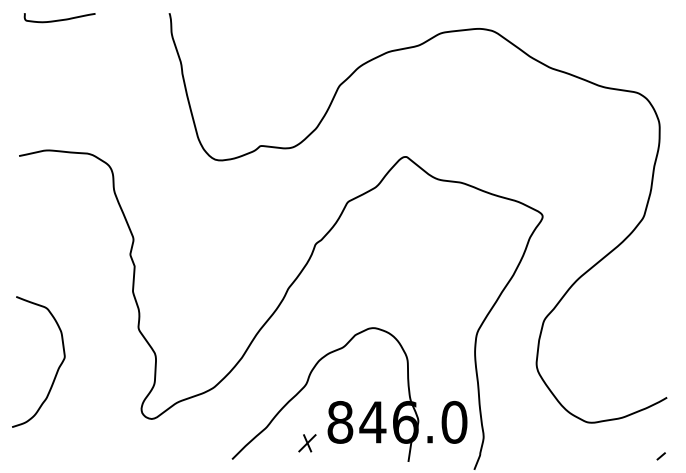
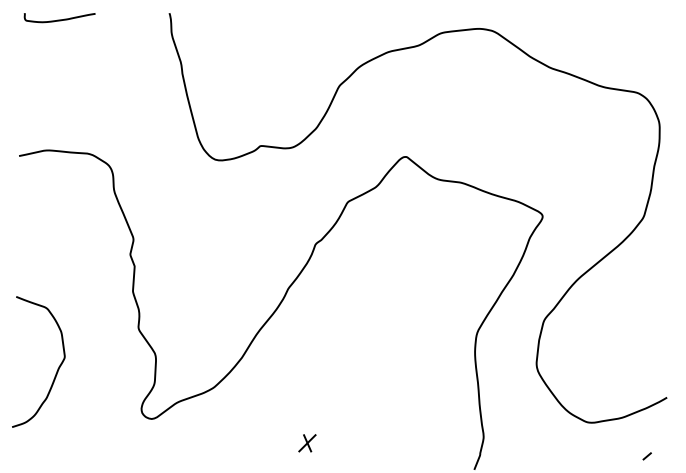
part: present -> none (345, 401)
curve position: (660, 456) -> (646, 456) (646, 456)
